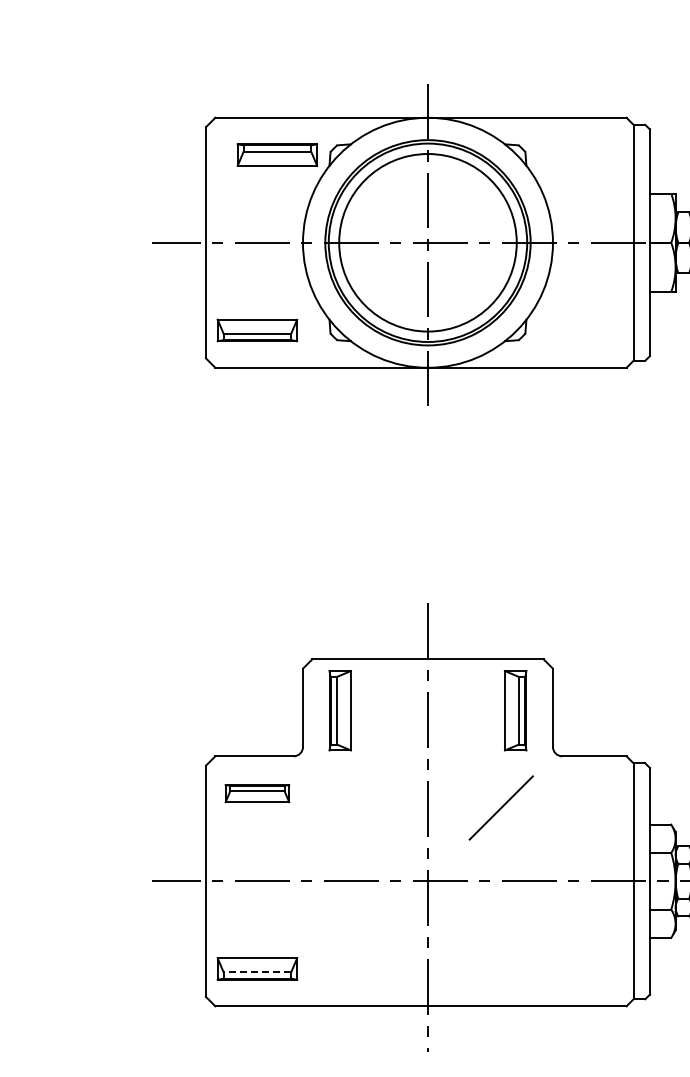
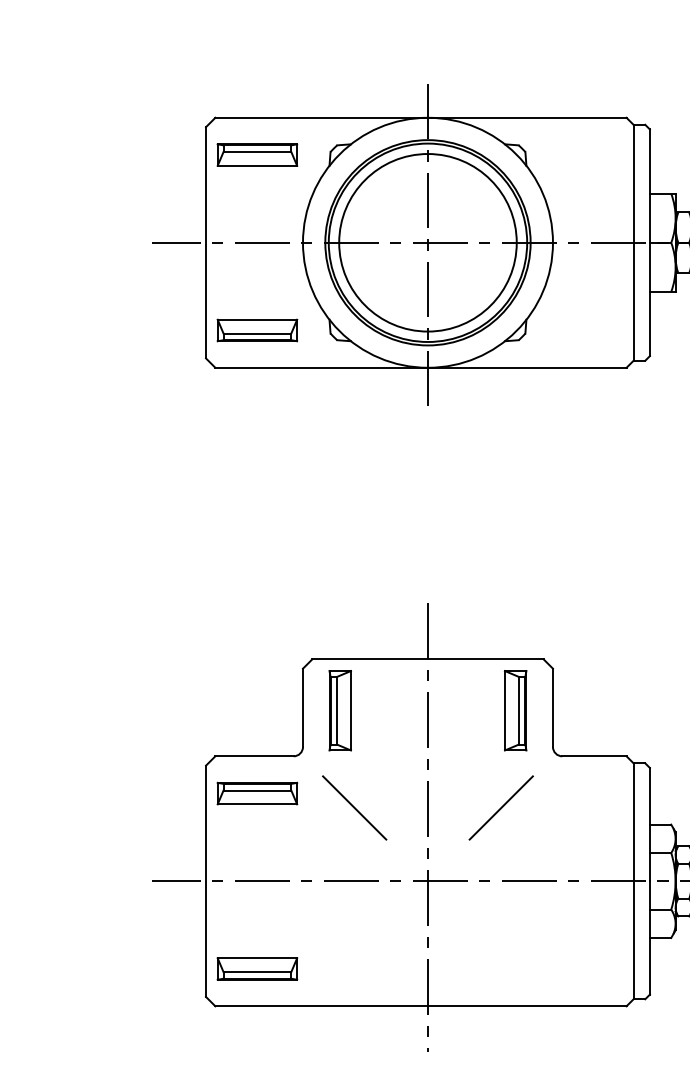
part position: (277, 154) -> (257, 154) (257, 154)
part size: 67x20 px -> 83x25 px (257, 793)
line: none -> present (354, 807)
line: dashed -> solid (257, 972)
